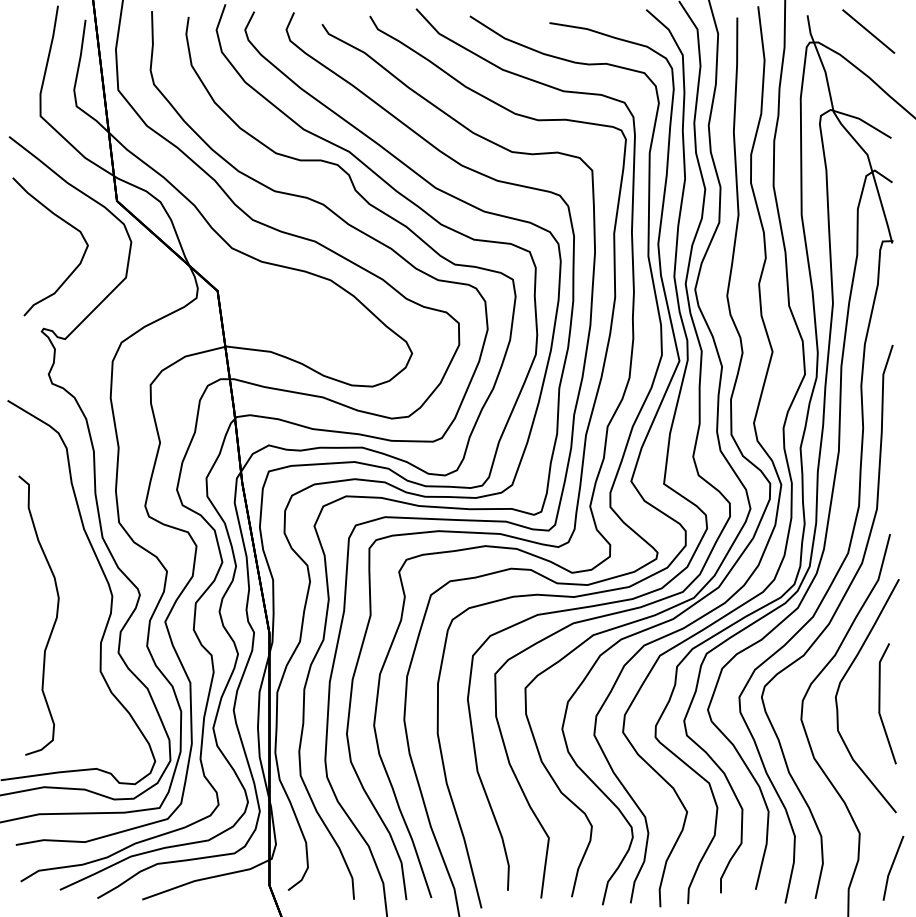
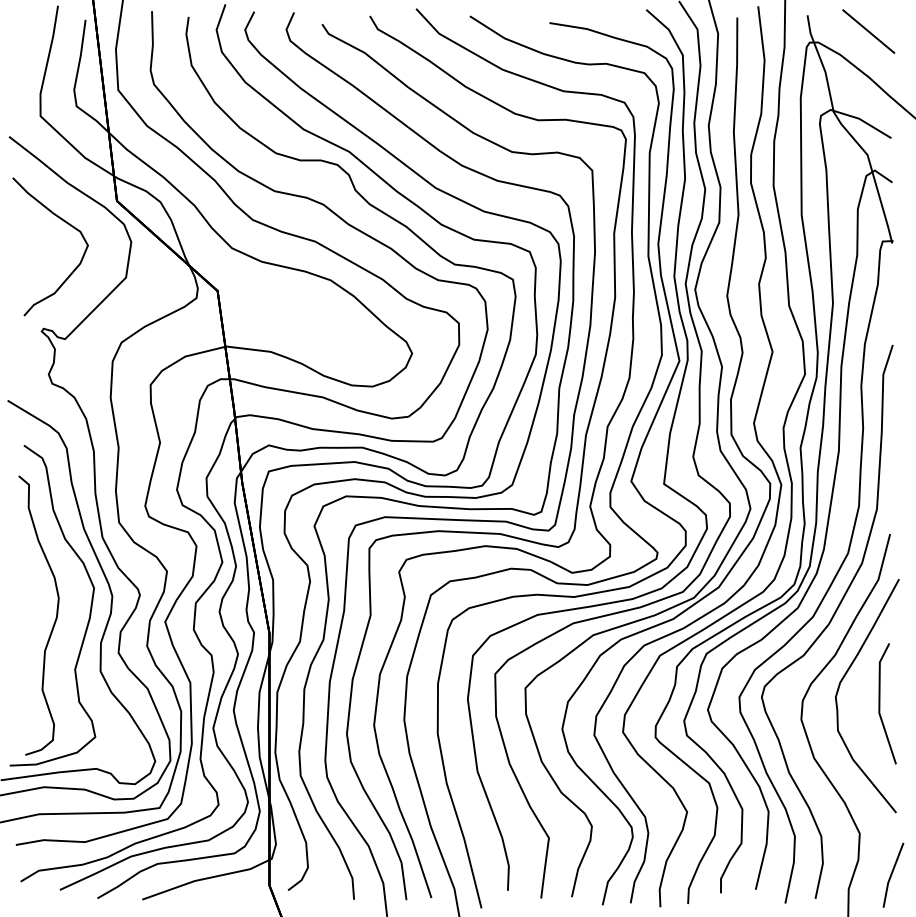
part: none -> present (89, 611)
line position: (892, 867) -> (892, 874) (892, 874)
